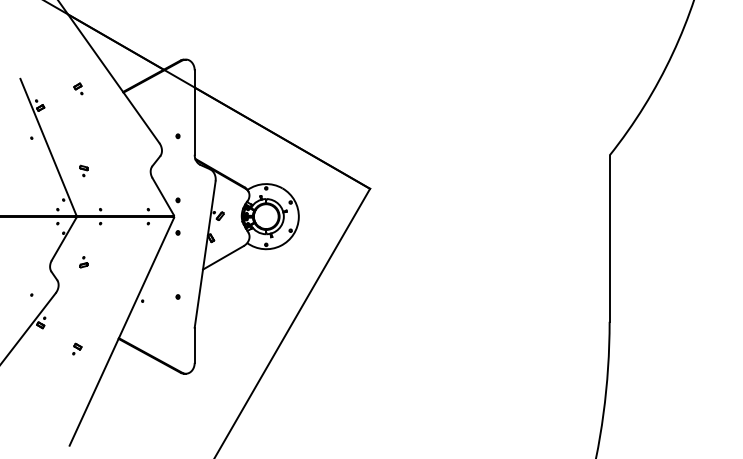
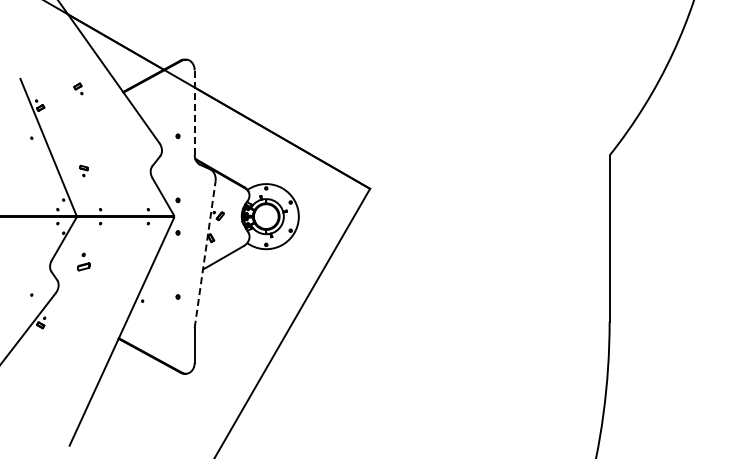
line: solid -> dashed (194, 112)
line: solid -> dashed (205, 254)
part size: 10x13 px -> 14x20 px (83, 261)
part: present -> none (77, 348)
